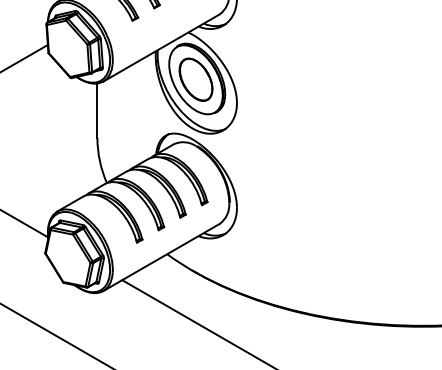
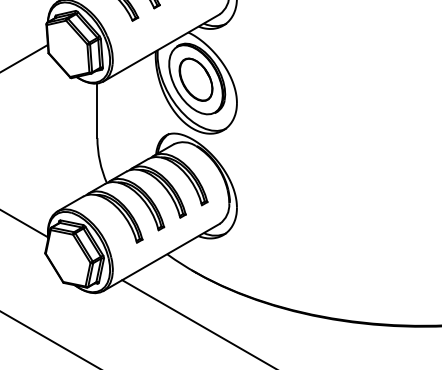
line position: (56, 335) -> (49, 339) (49, 339)
